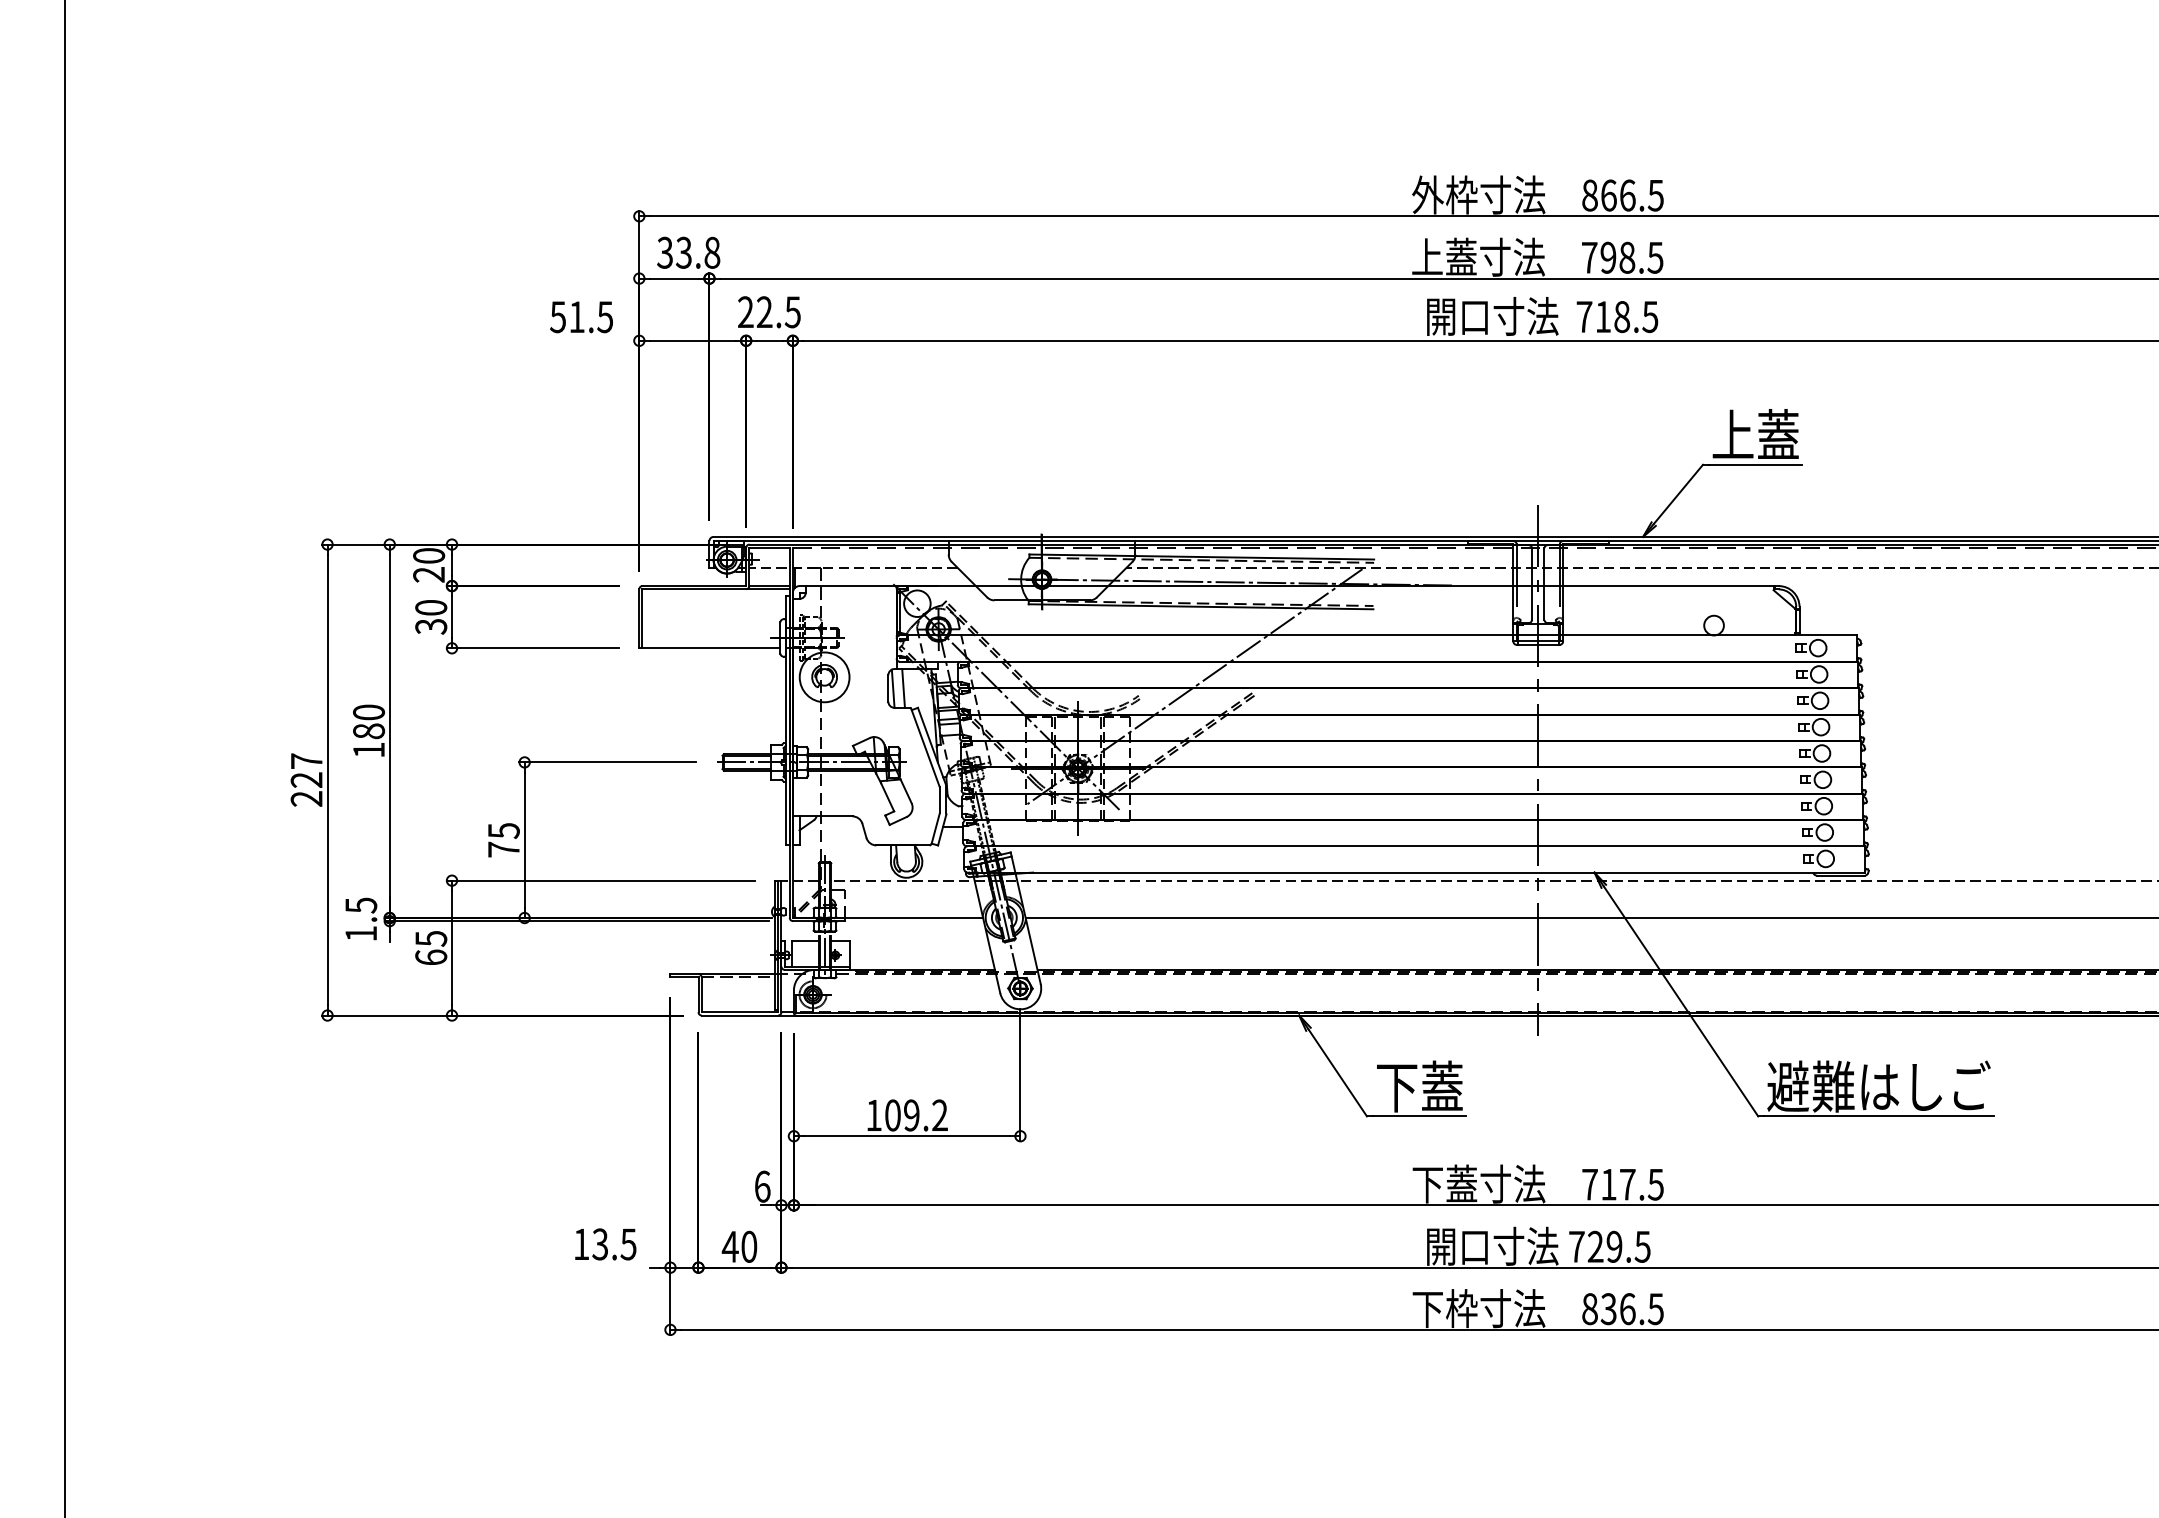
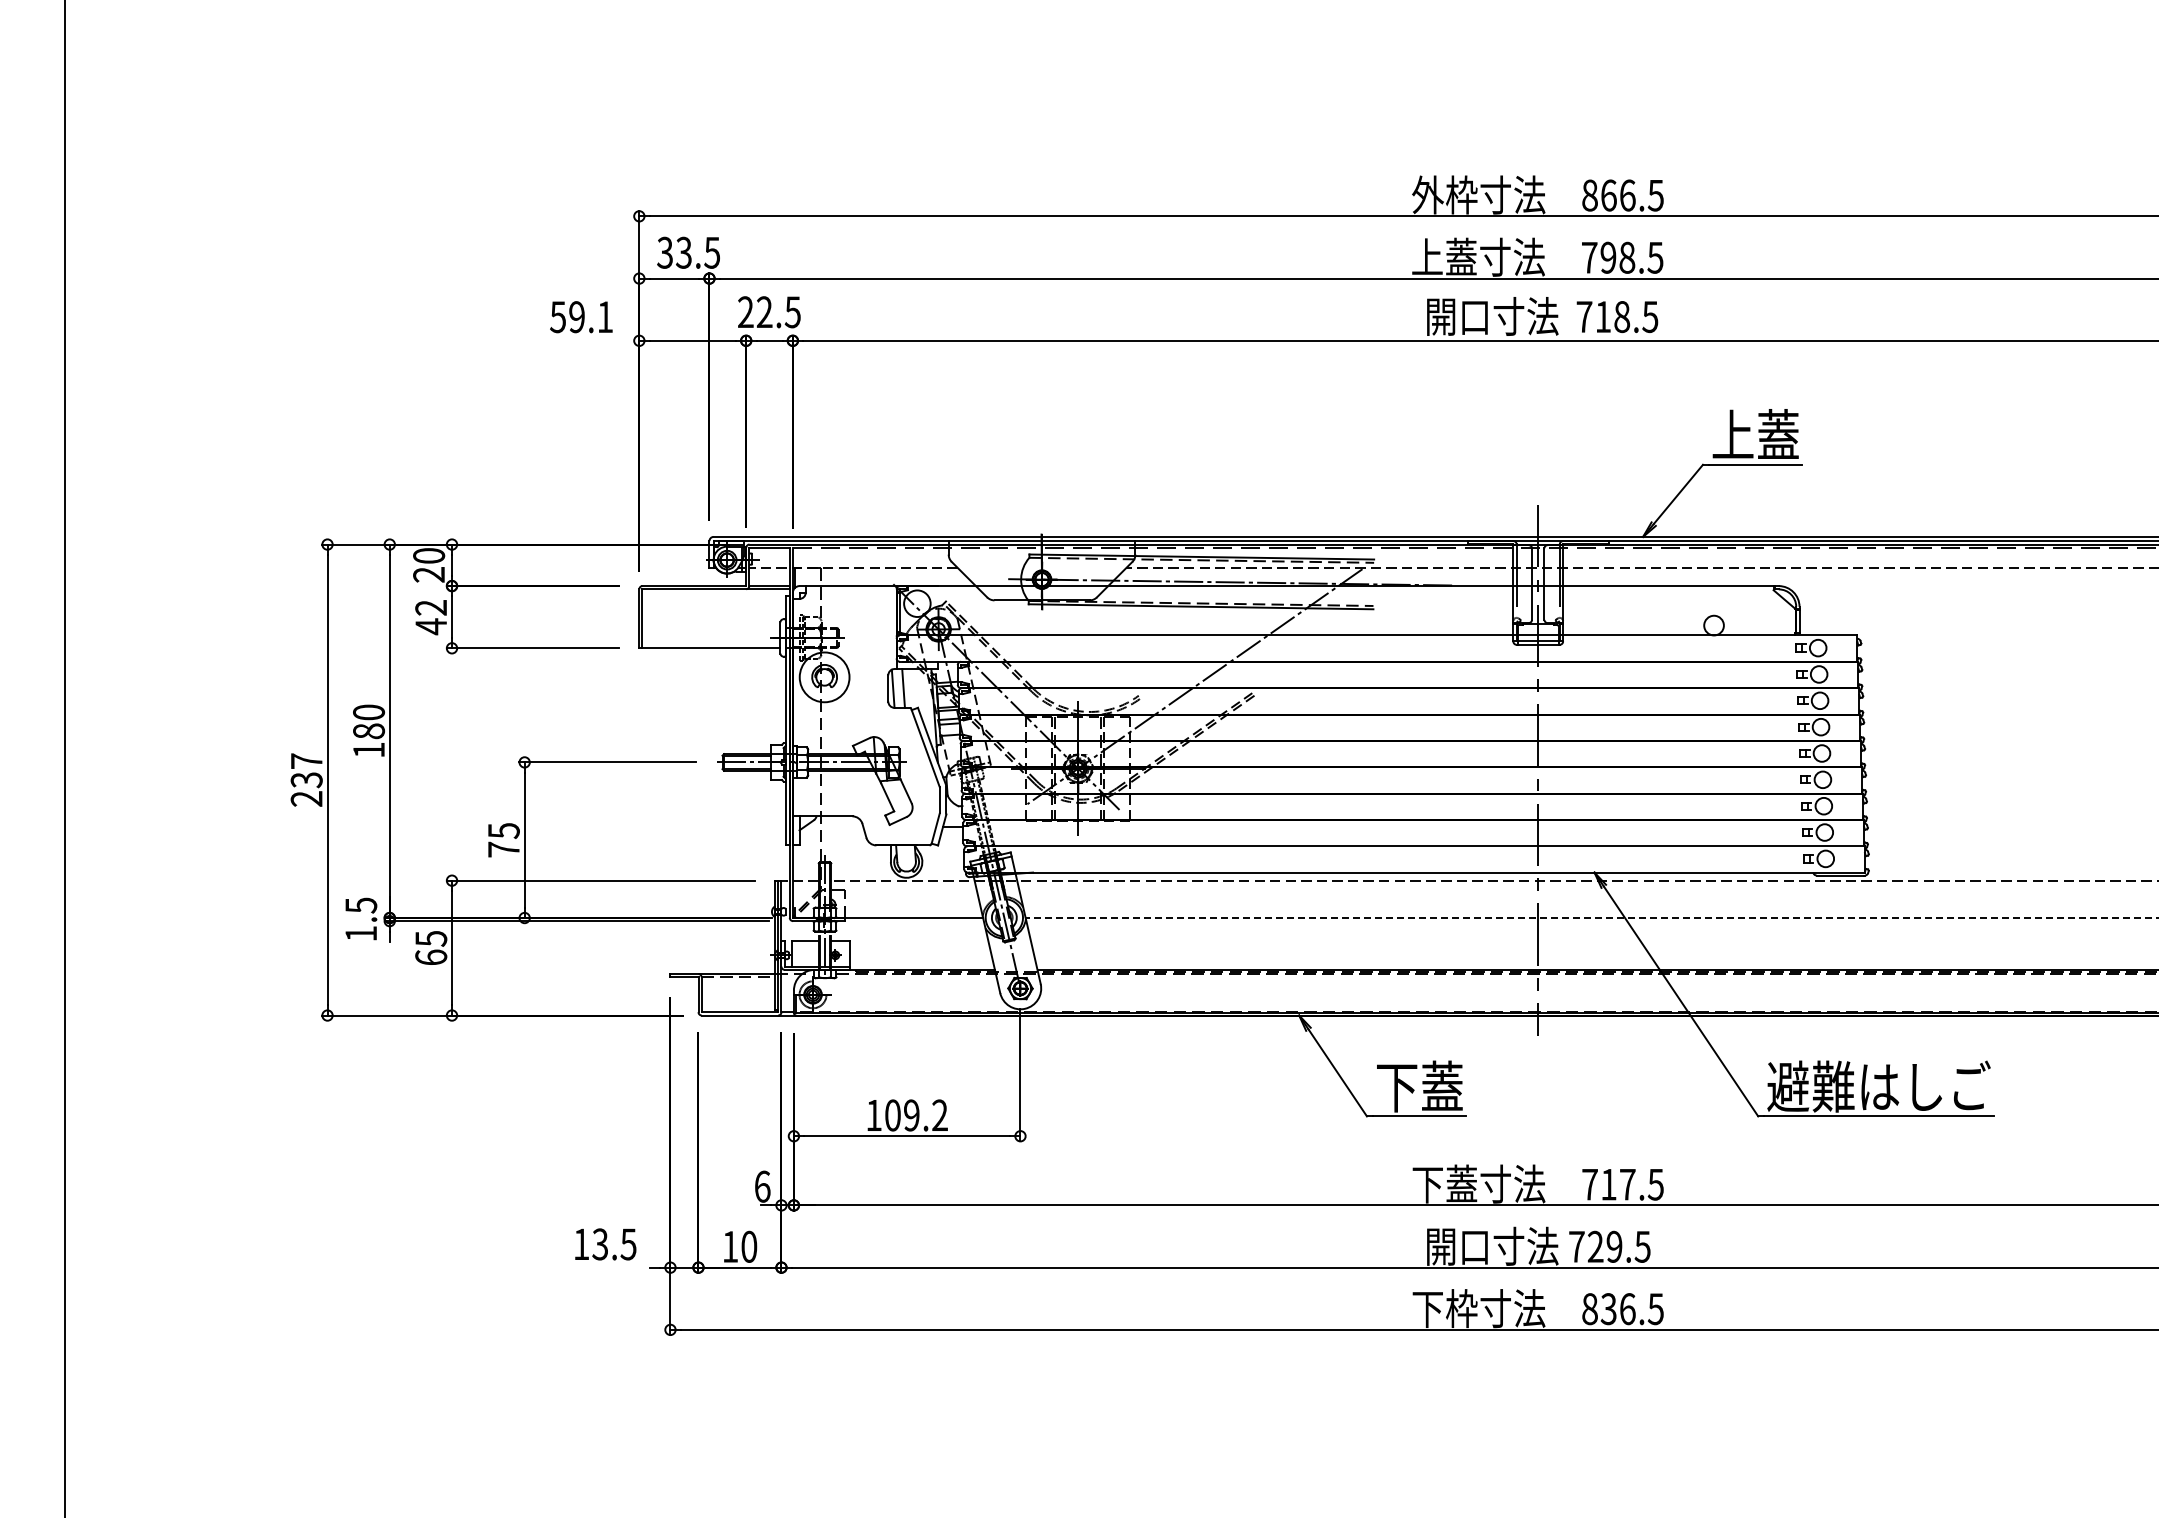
text: 33.8 -> 33.5 (712, 252)
text: 51.5 -> 59.1 (590, 317)
text: 30 -> 42 (431, 617)
text: 227 -> 237 (306, 780)
line: solid -> dashed (1591, 918)
text: 40 -> 10 (729, 1246)
